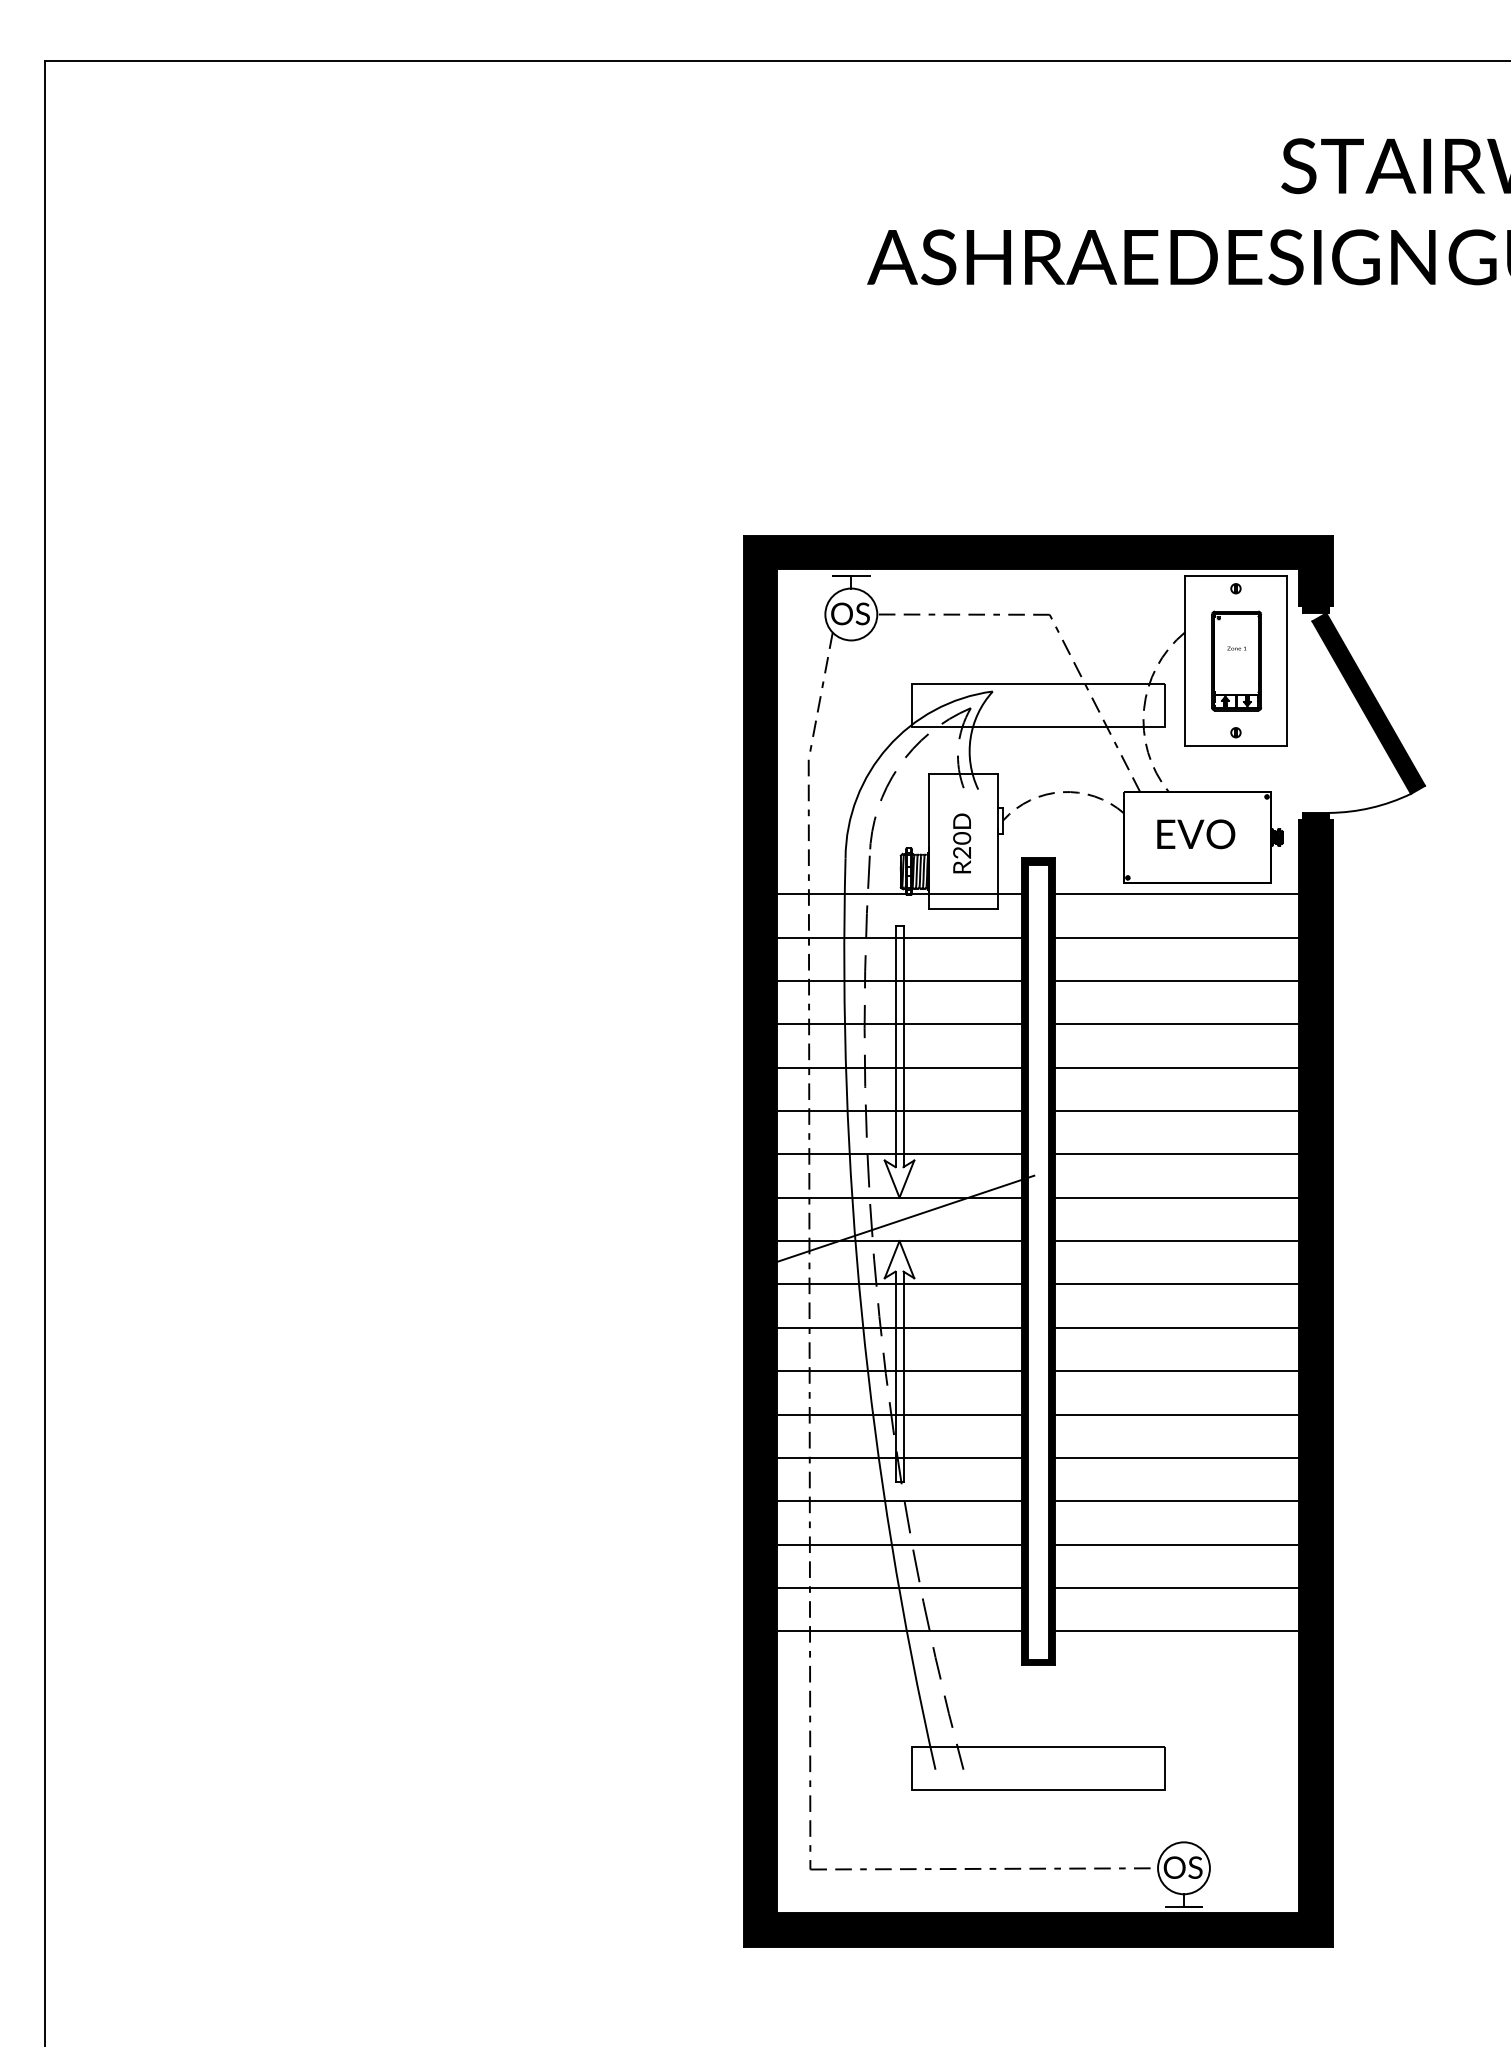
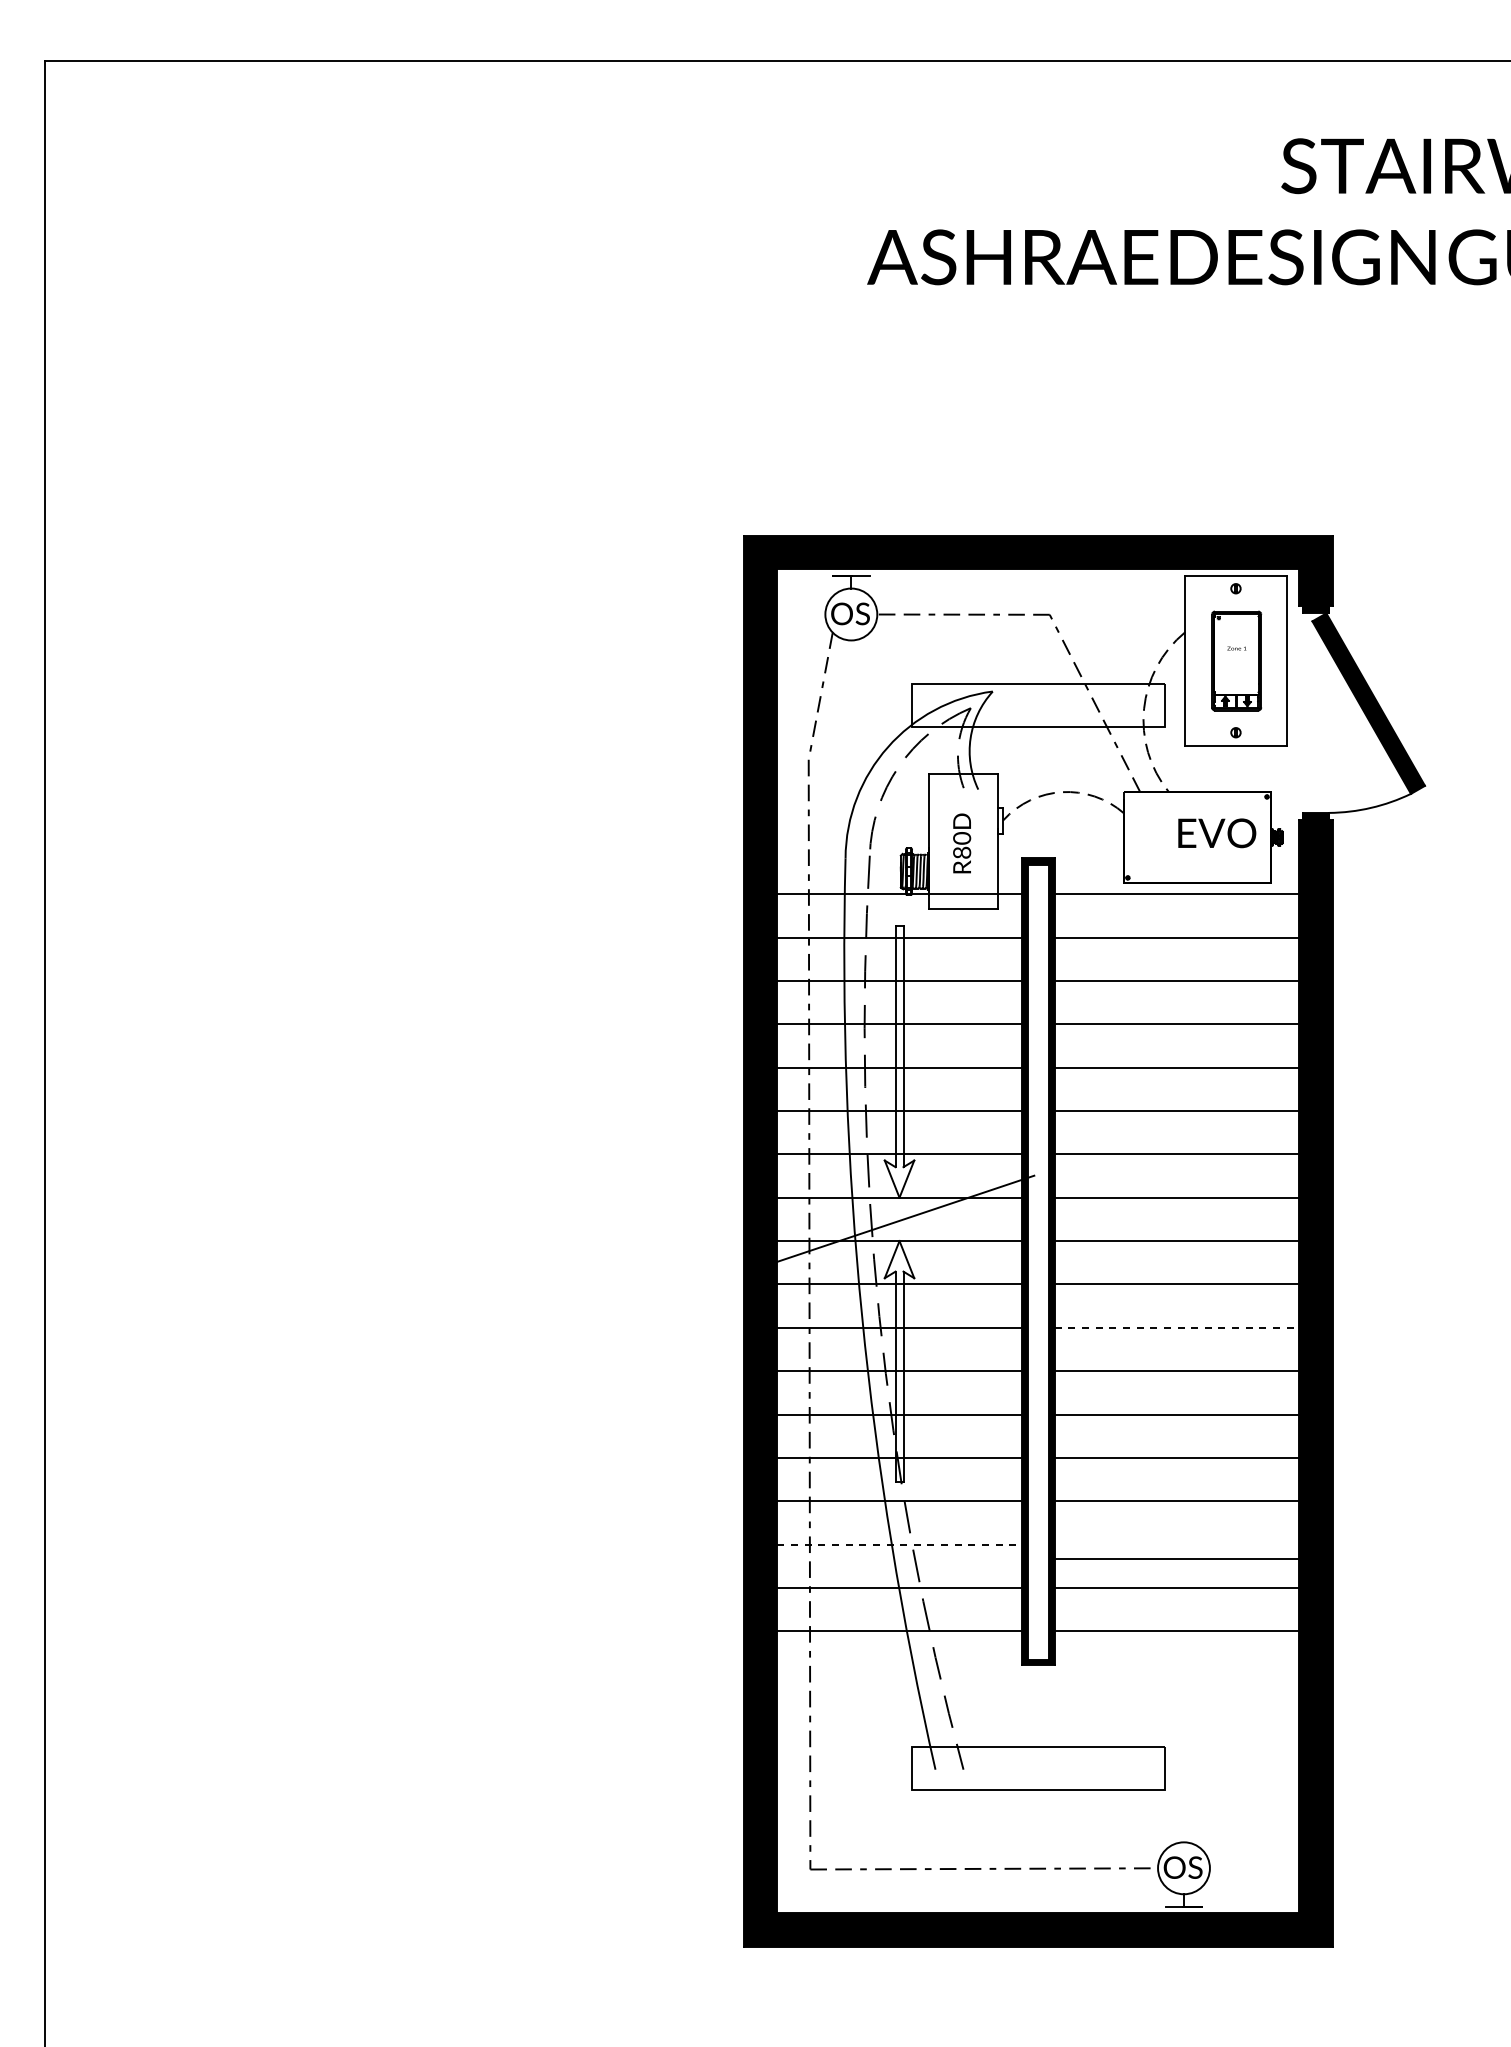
text position: (1196, 834) -> (1217, 833) (1217, 833)
text: R20D -> R80D (962, 852)
line: solid -> dashed (1177, 1327)
line: solid -> dashed (900, 1544)
line position: (1176, 1544) -> (1176, 1558) (1176, 1558)
